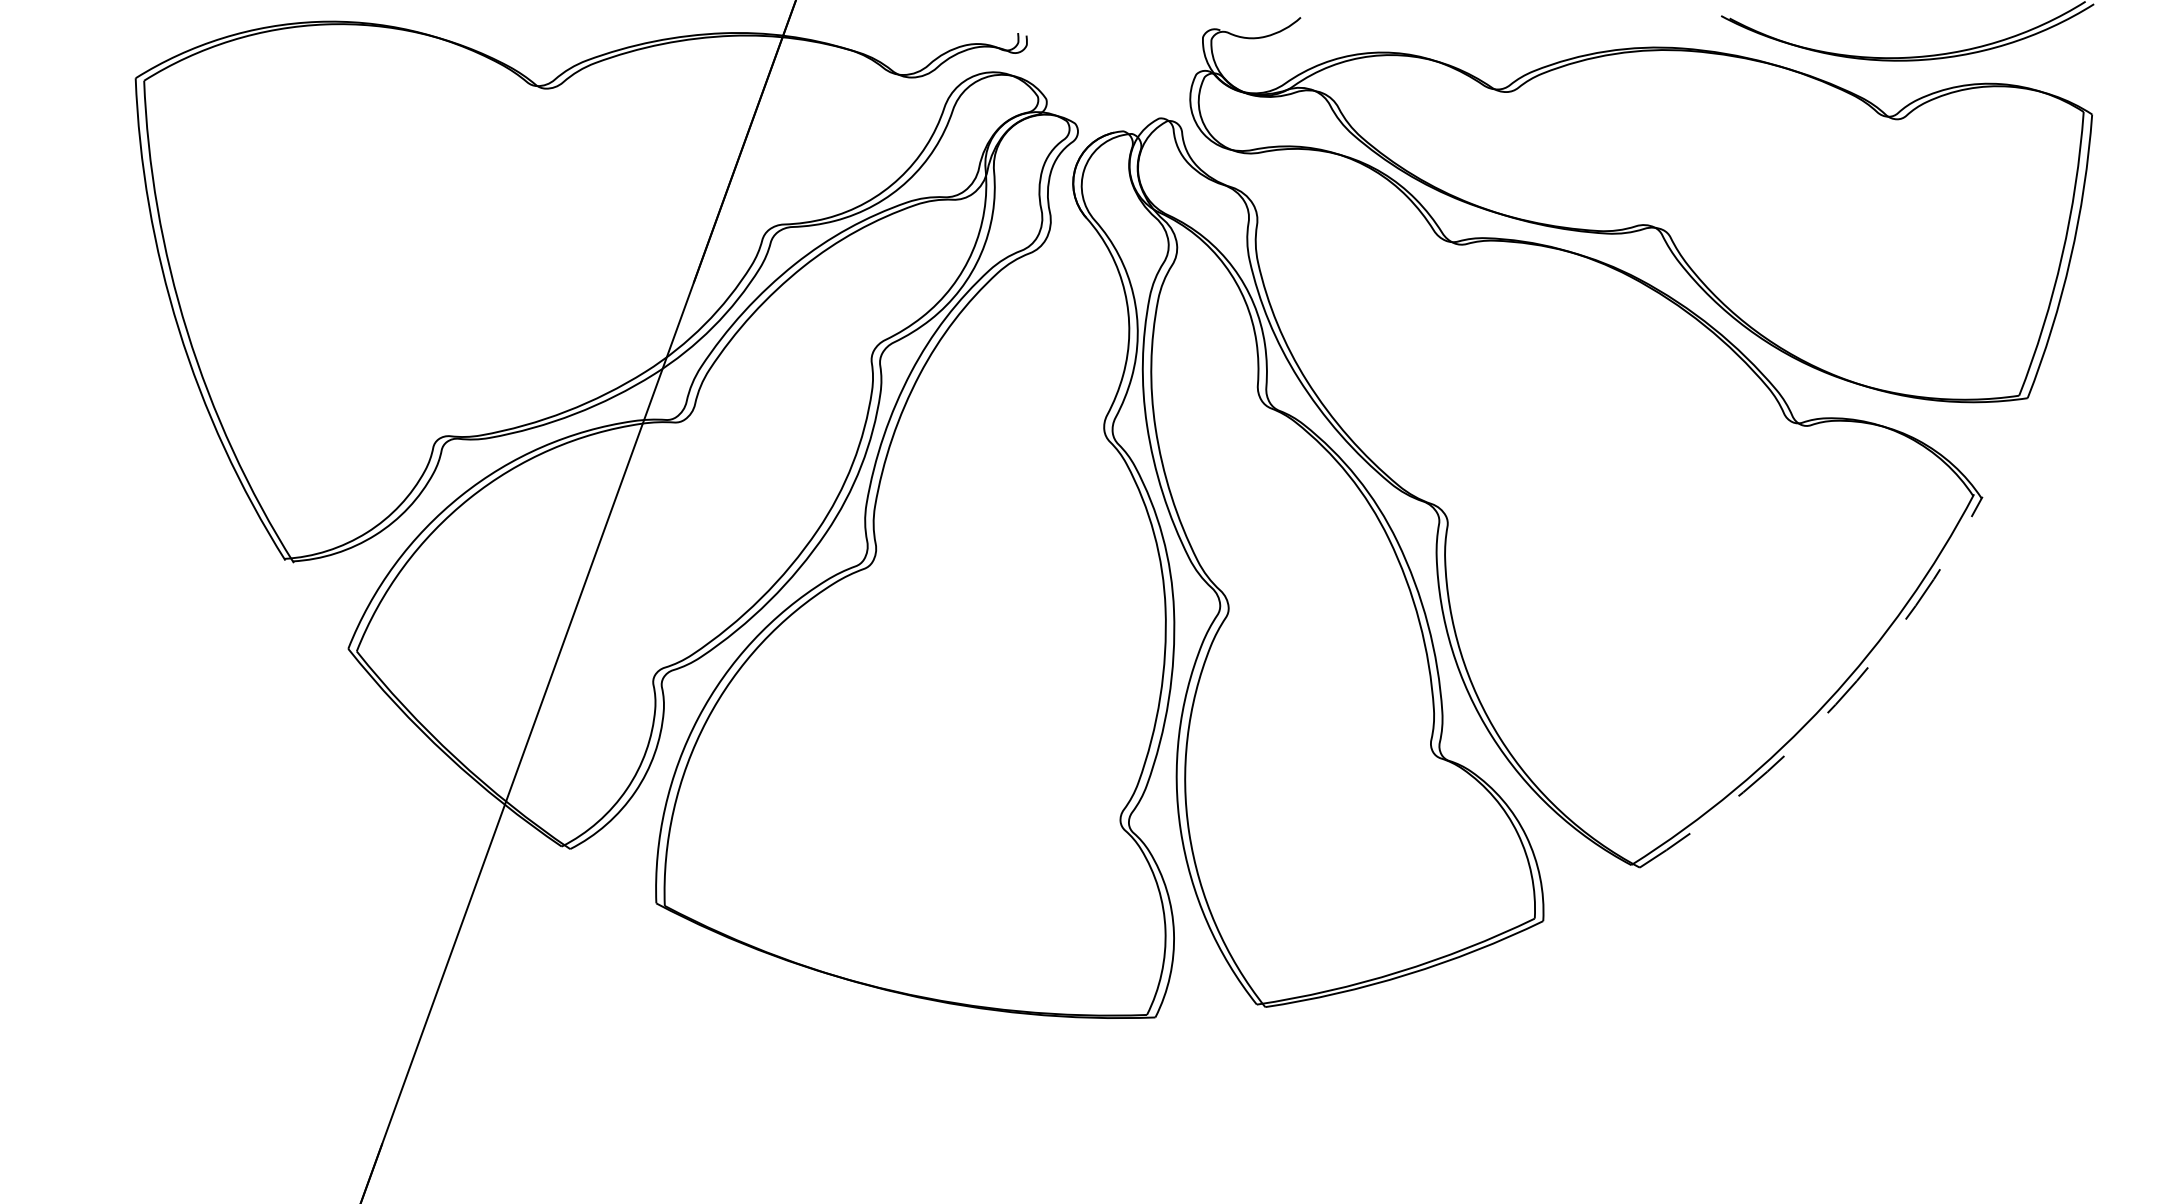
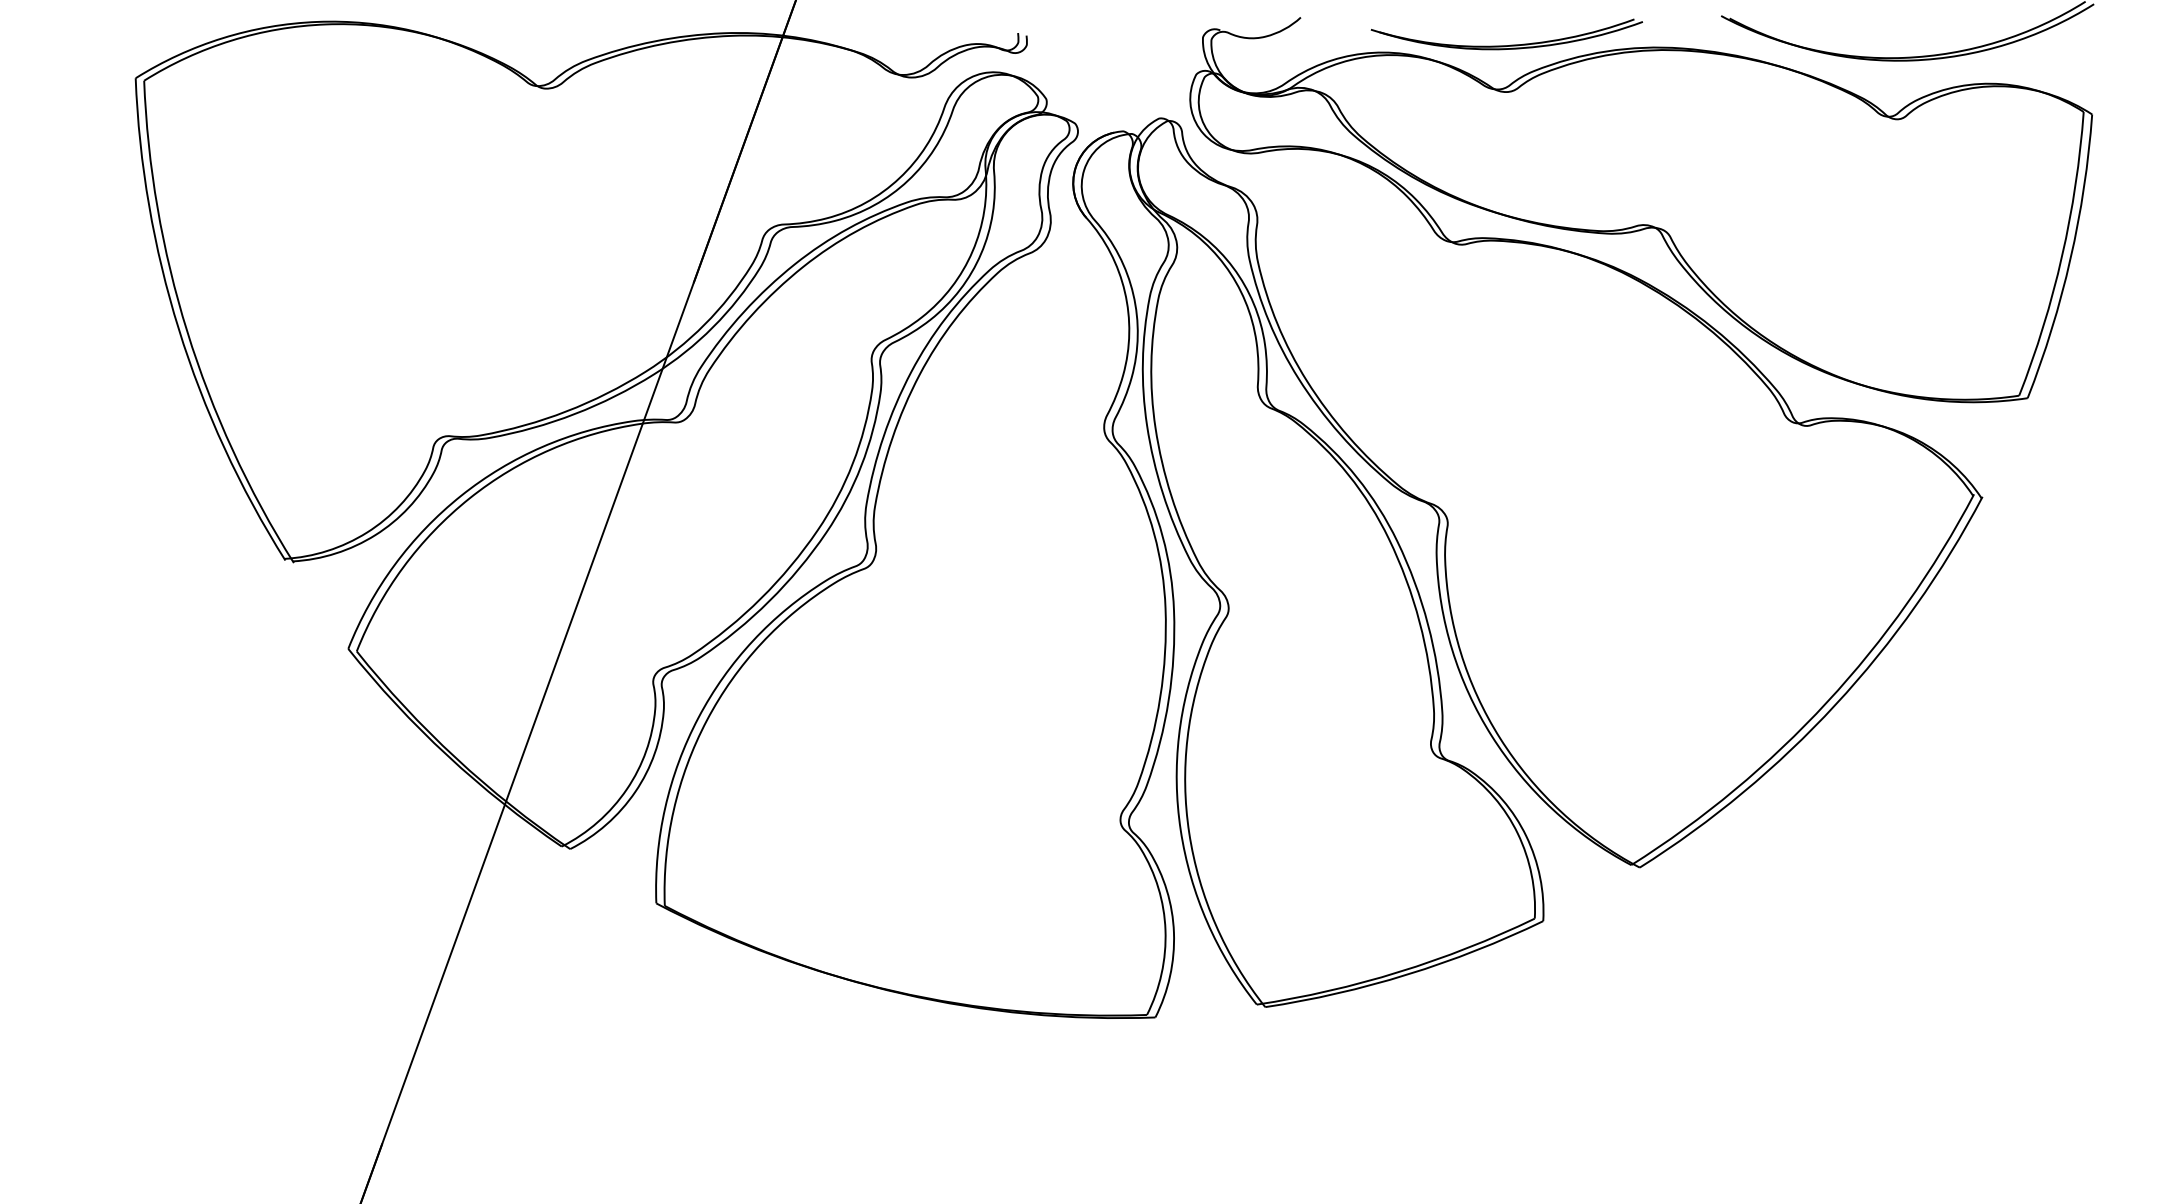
part: none -> present (1510, 44)
arc: dashed -> solid (1835, 704)
